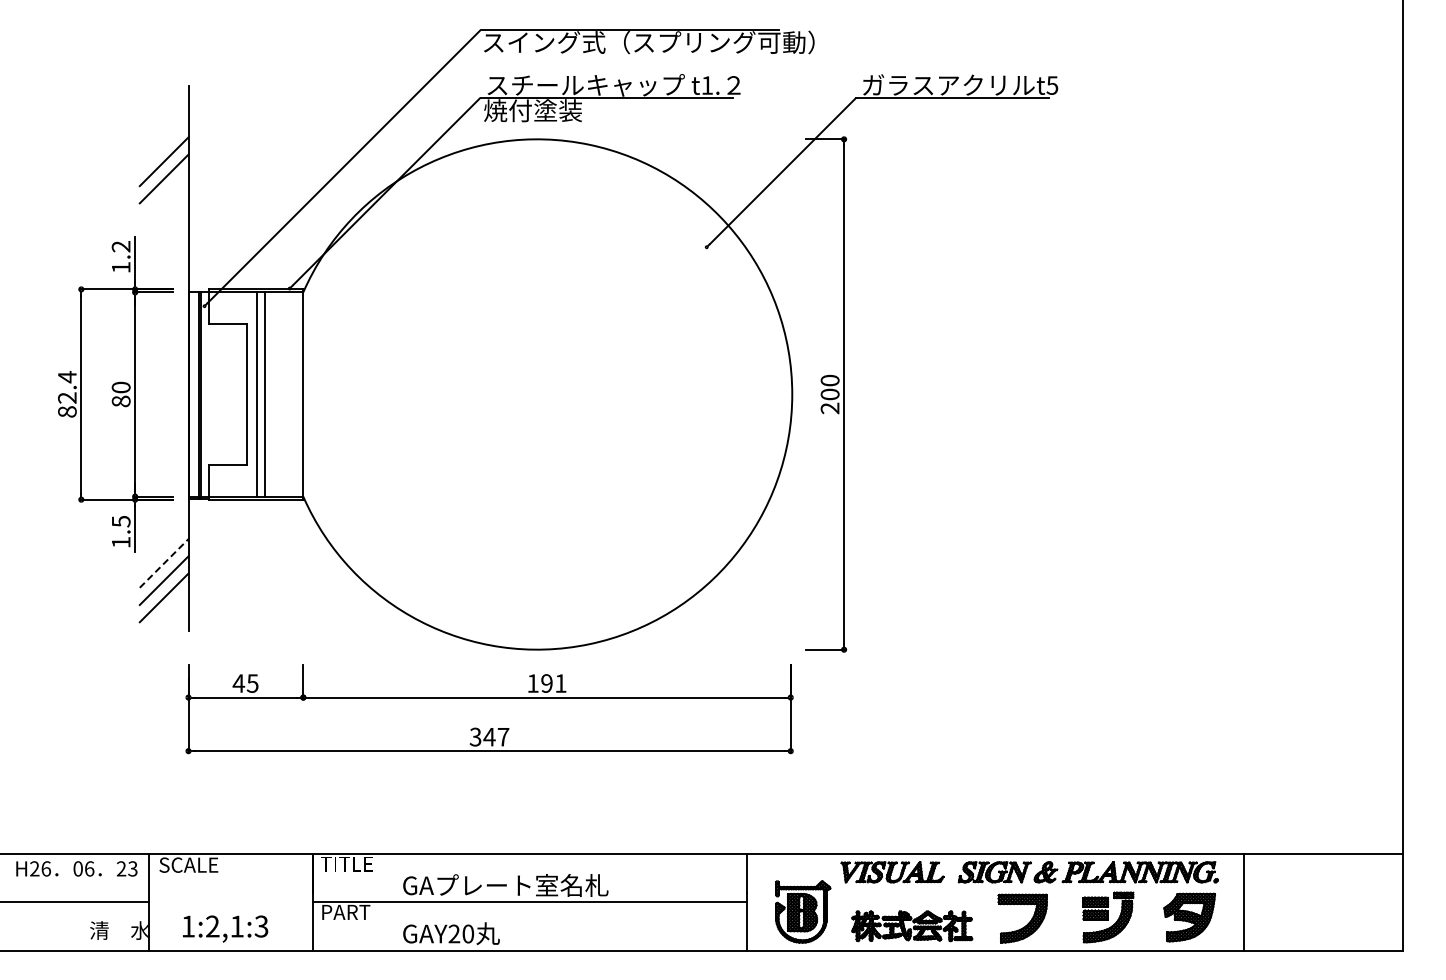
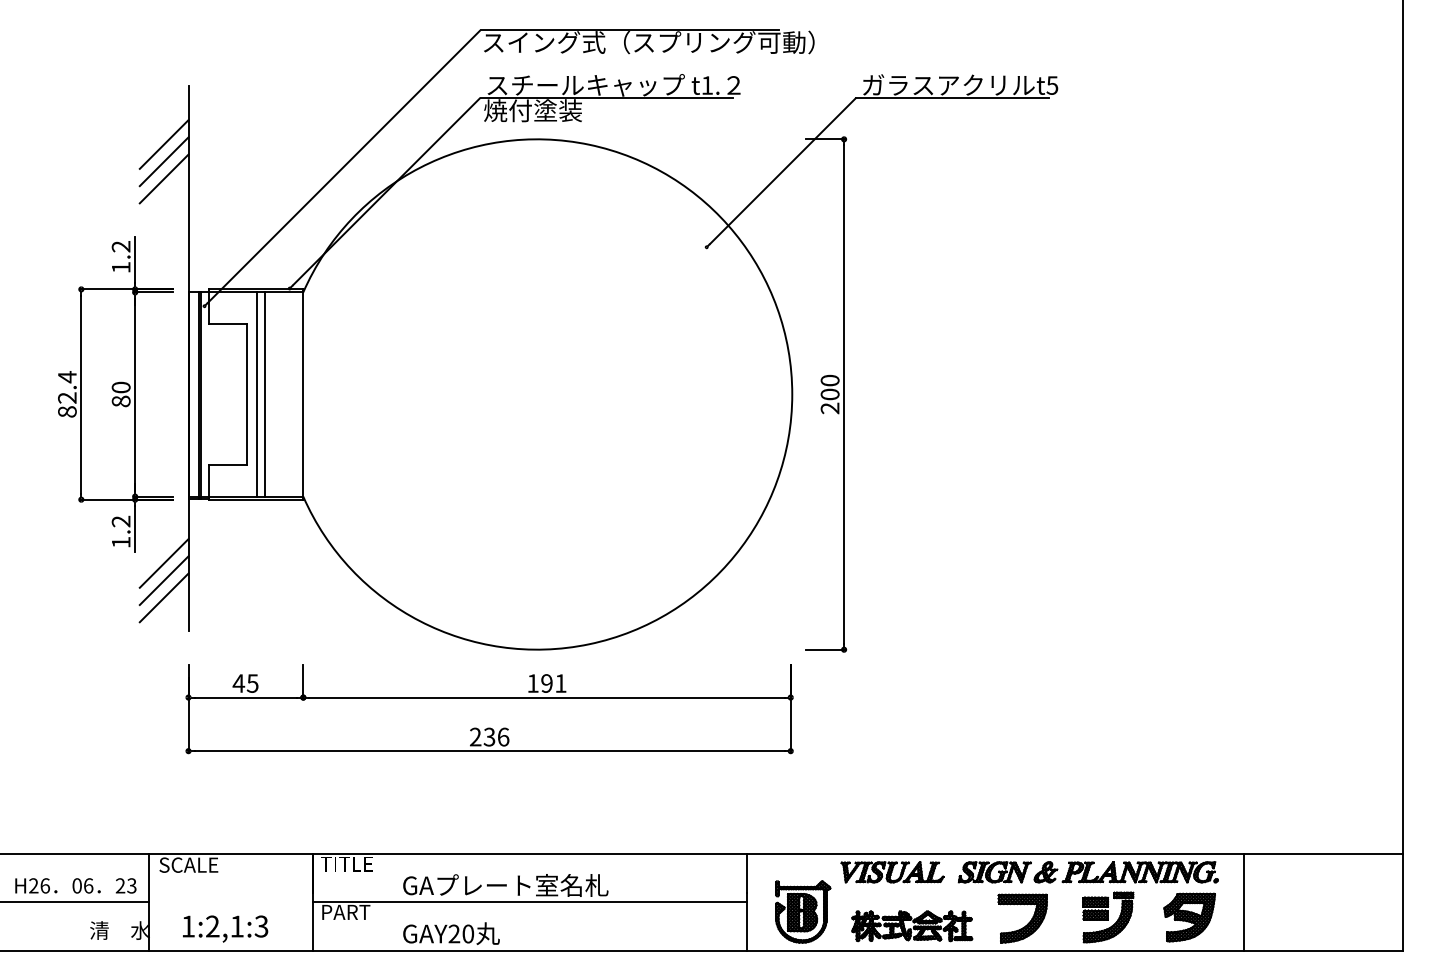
line: none -> present (163, 144)
text: 1.5 -> 1.2 (120, 521)
line: dashed -> solid (164, 563)
text: 347 -> 236 (489, 736)
text position: (76, 868) -> (75, 885) (75, 885)
